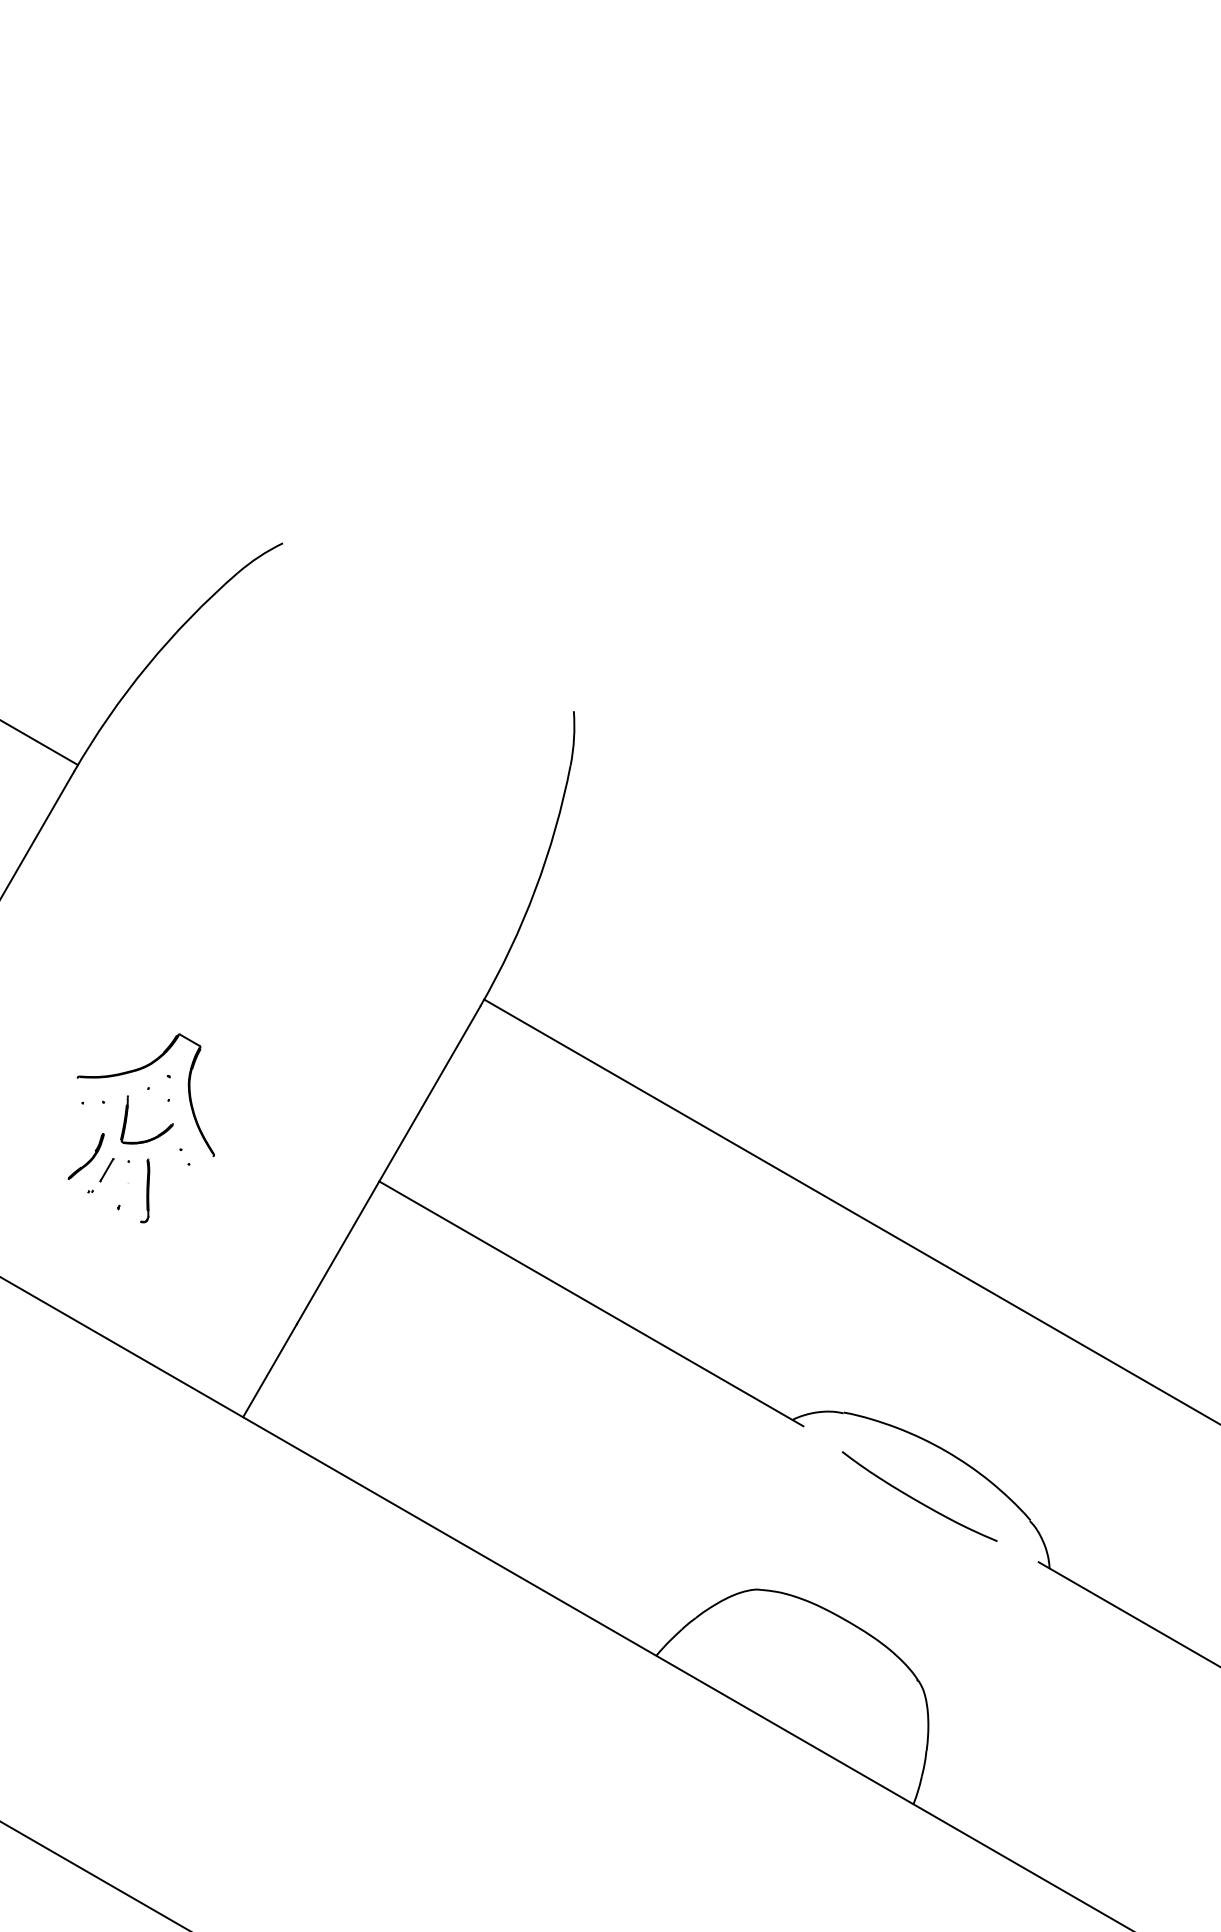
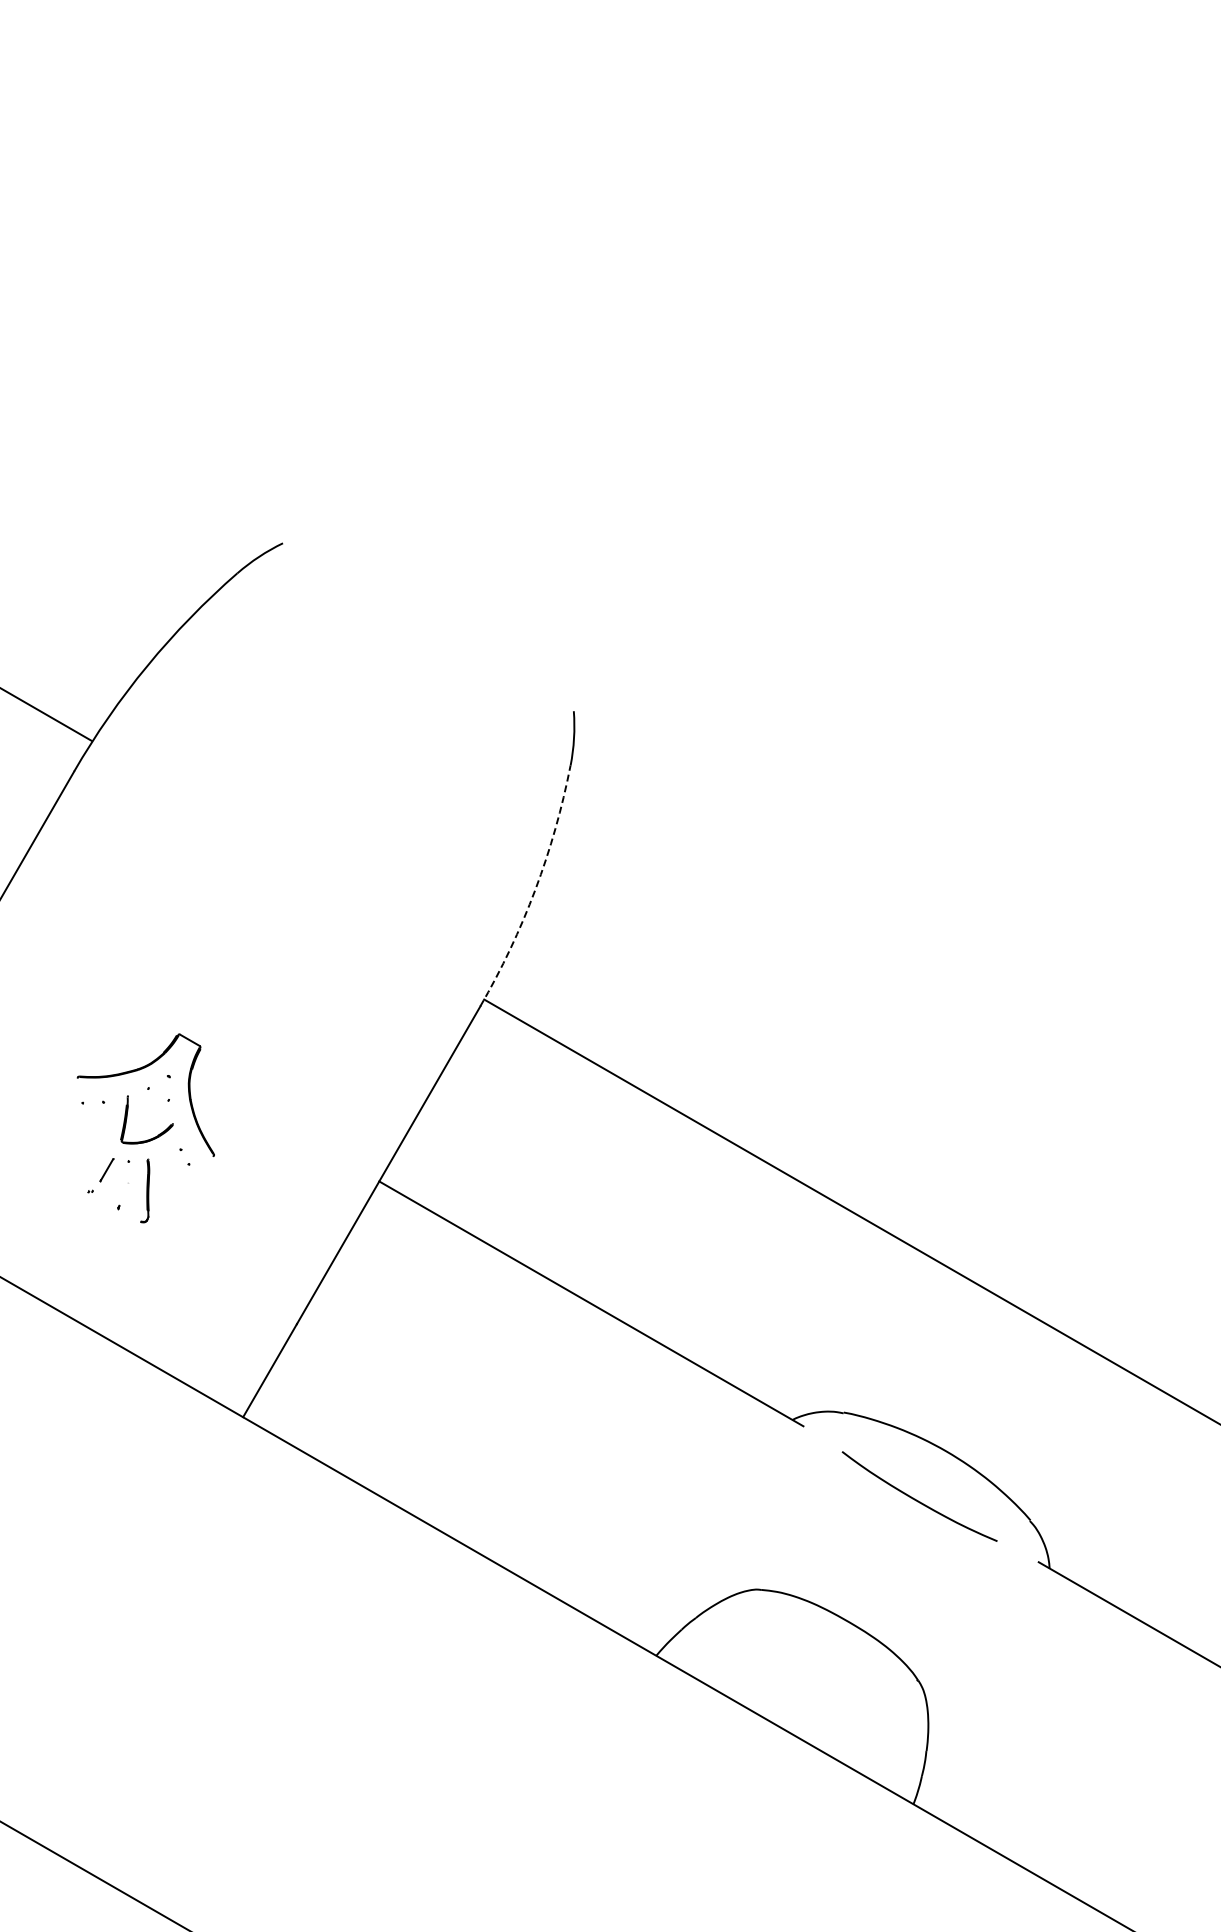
line position: (39, 743) -> (46, 715) (46, 715)
arc: solid -> dashed (535, 889)
part: present -> none (85, 1156)
